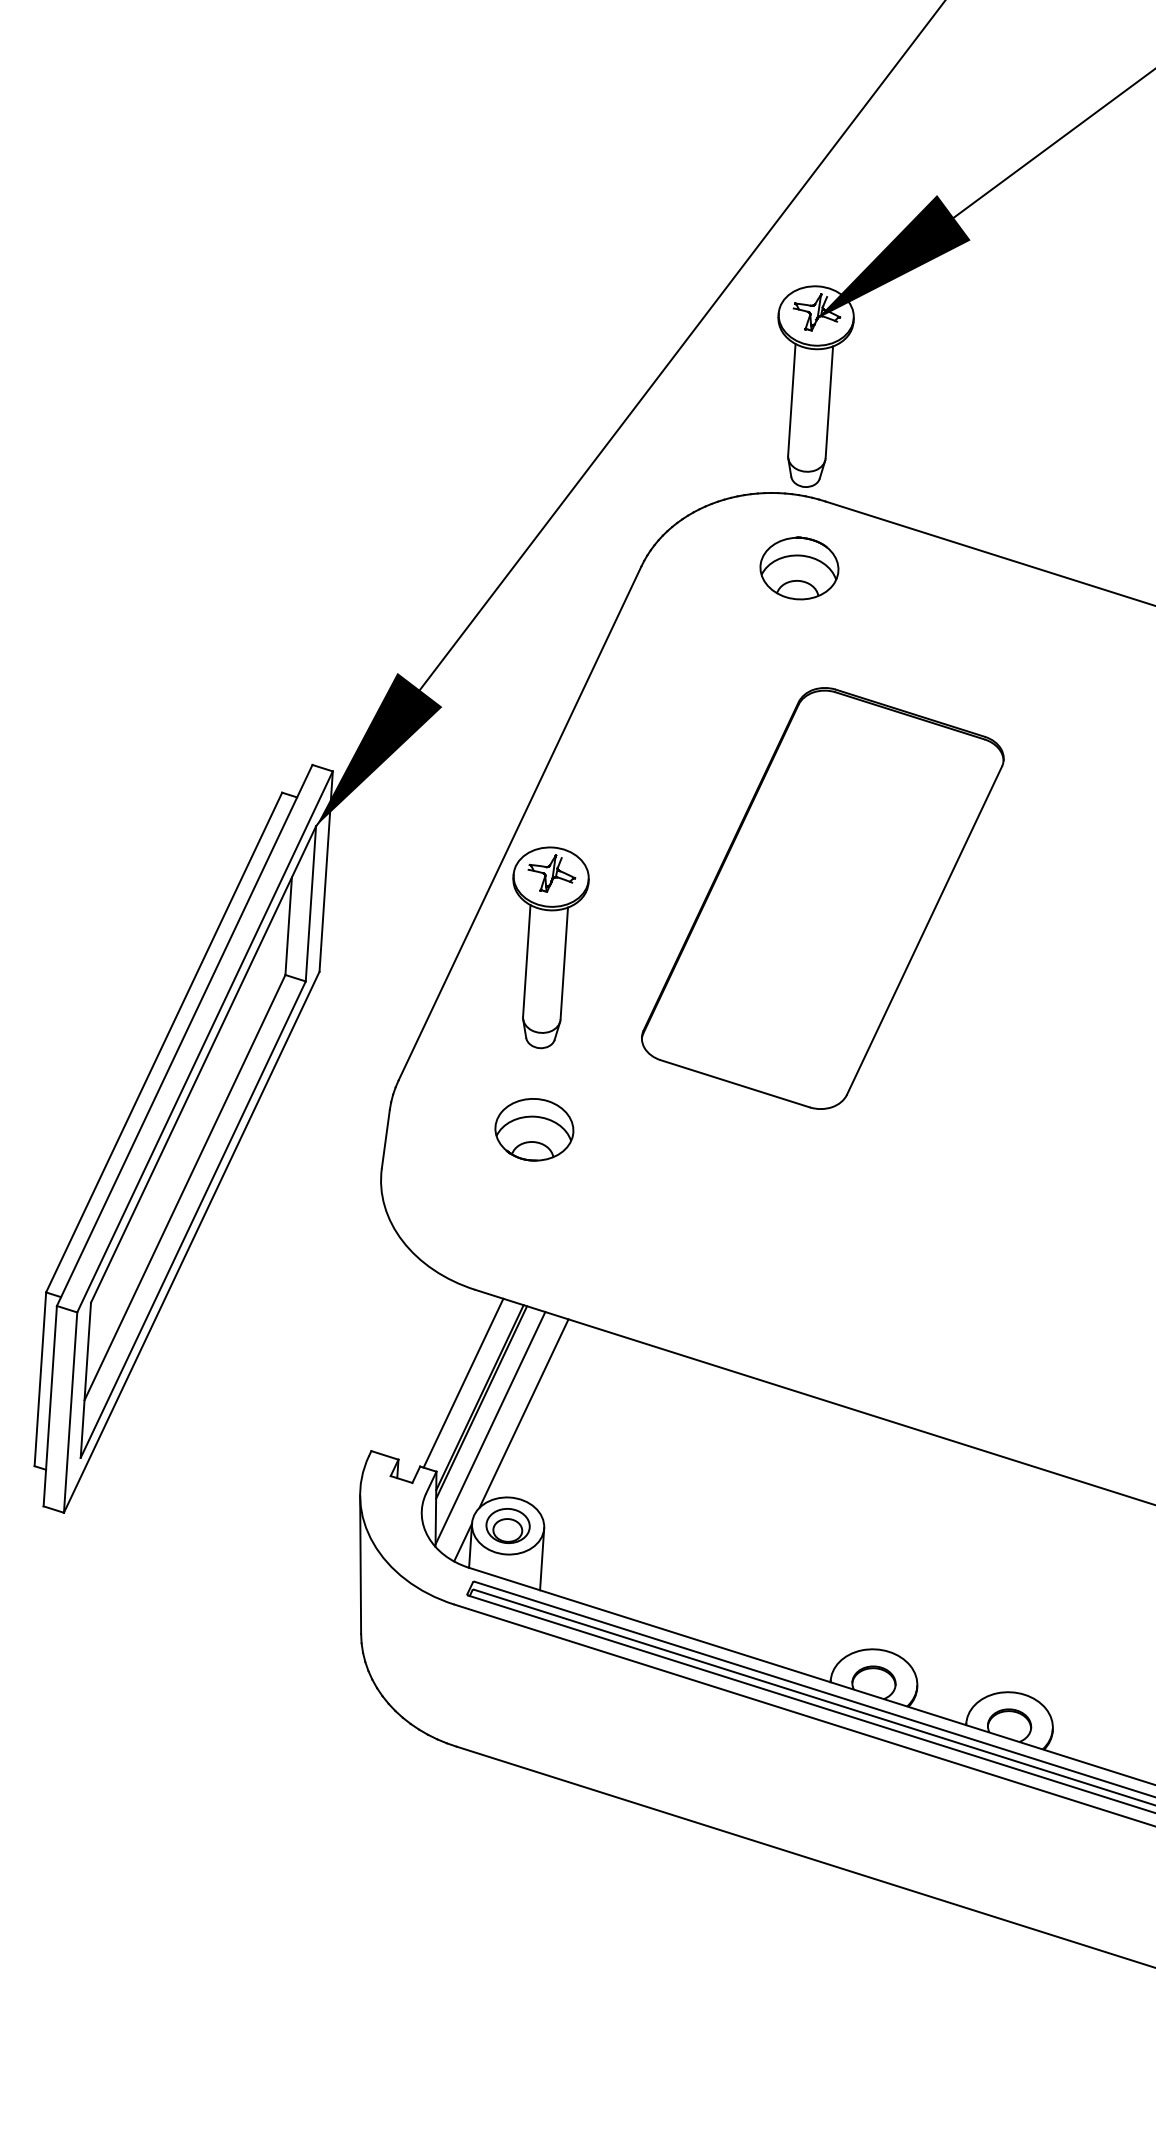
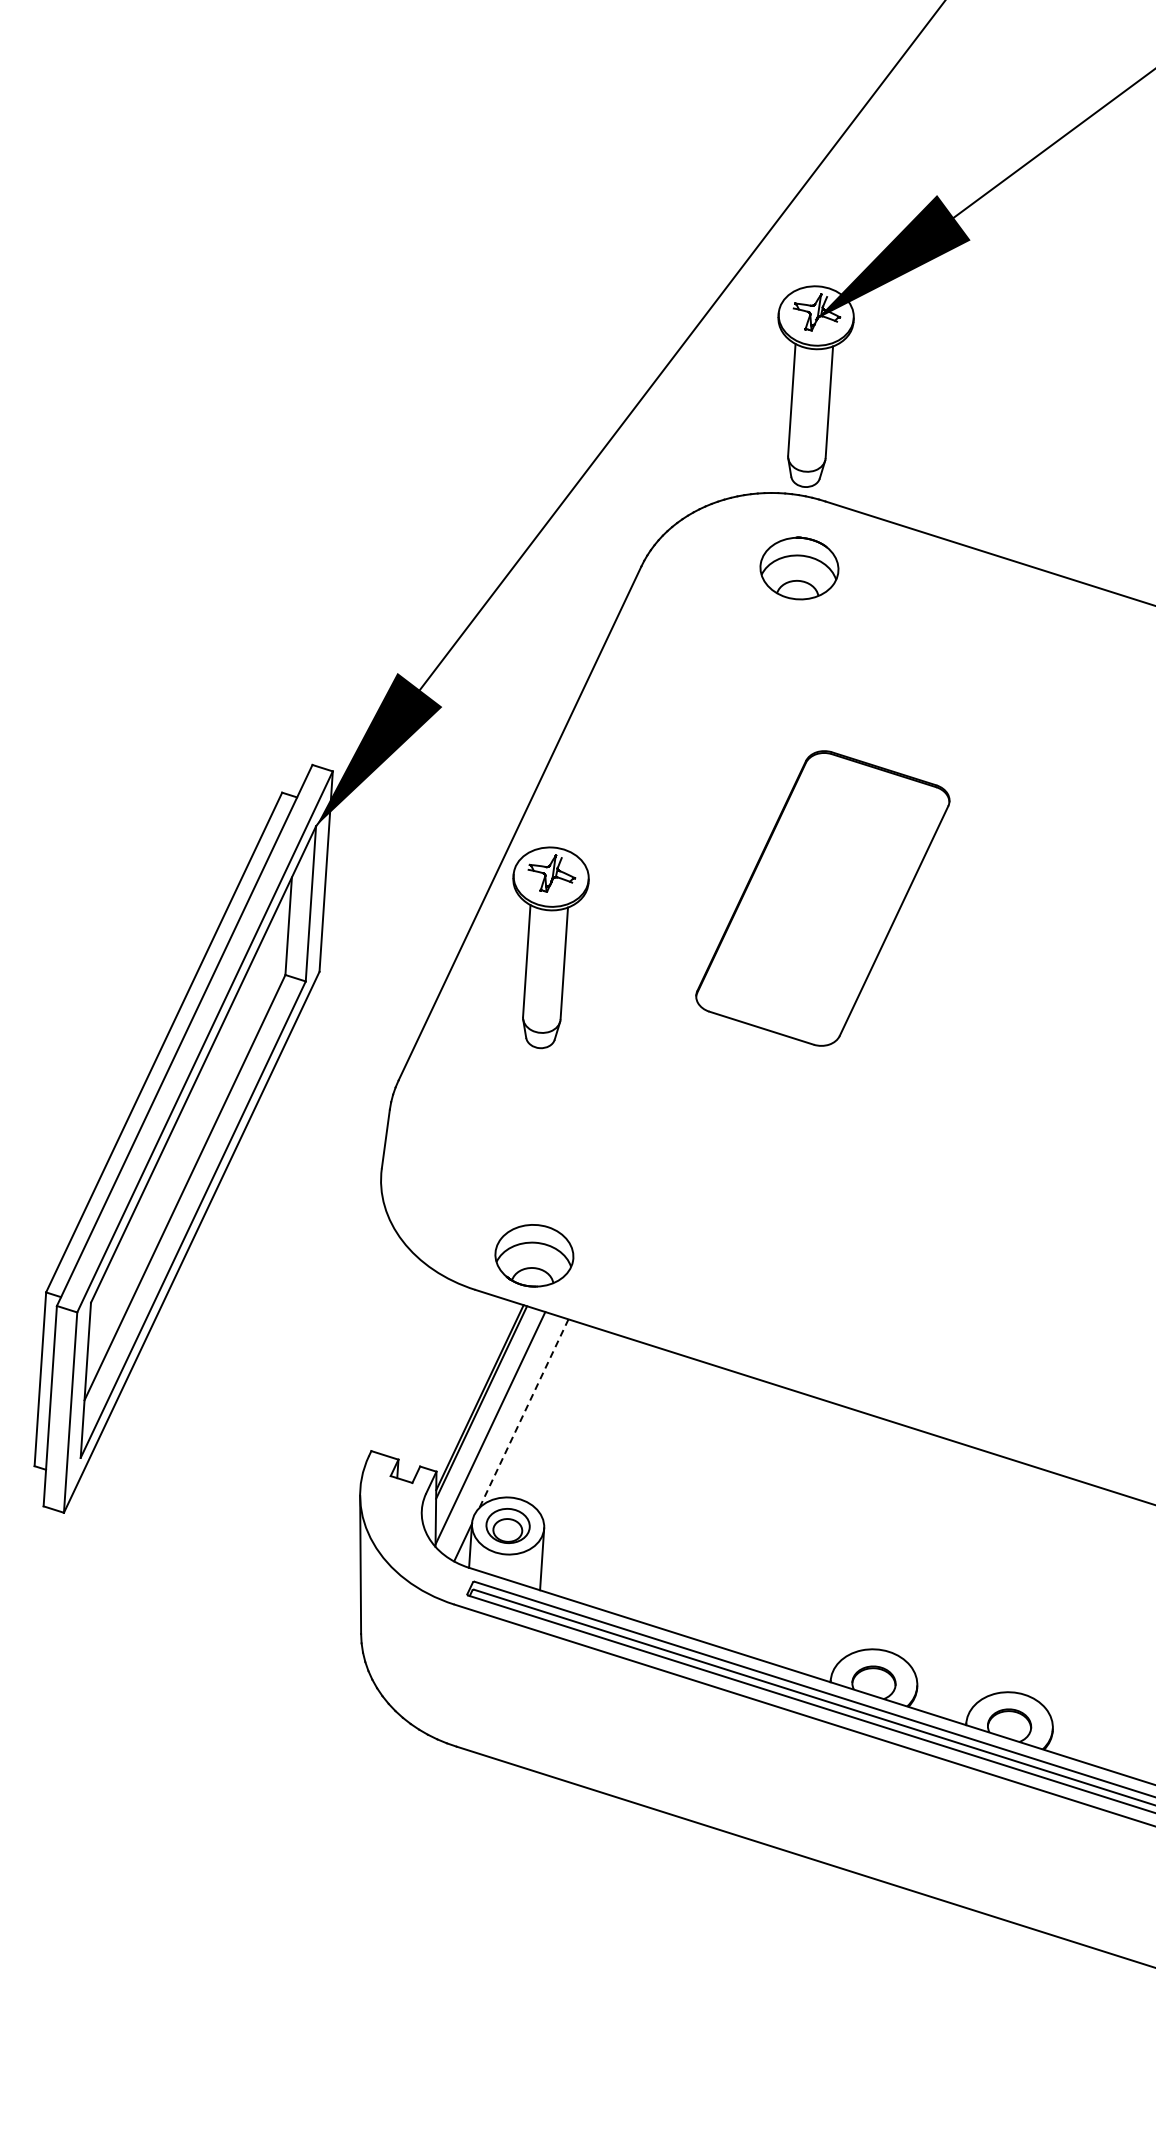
part size: 364x423 px -> 256x297 px (822, 898)
part position: (534, 1129) -> (534, 1255) (534, 1255)
line: present -> none (463, 1382)
line: solid -> dashed (523, 1414)
